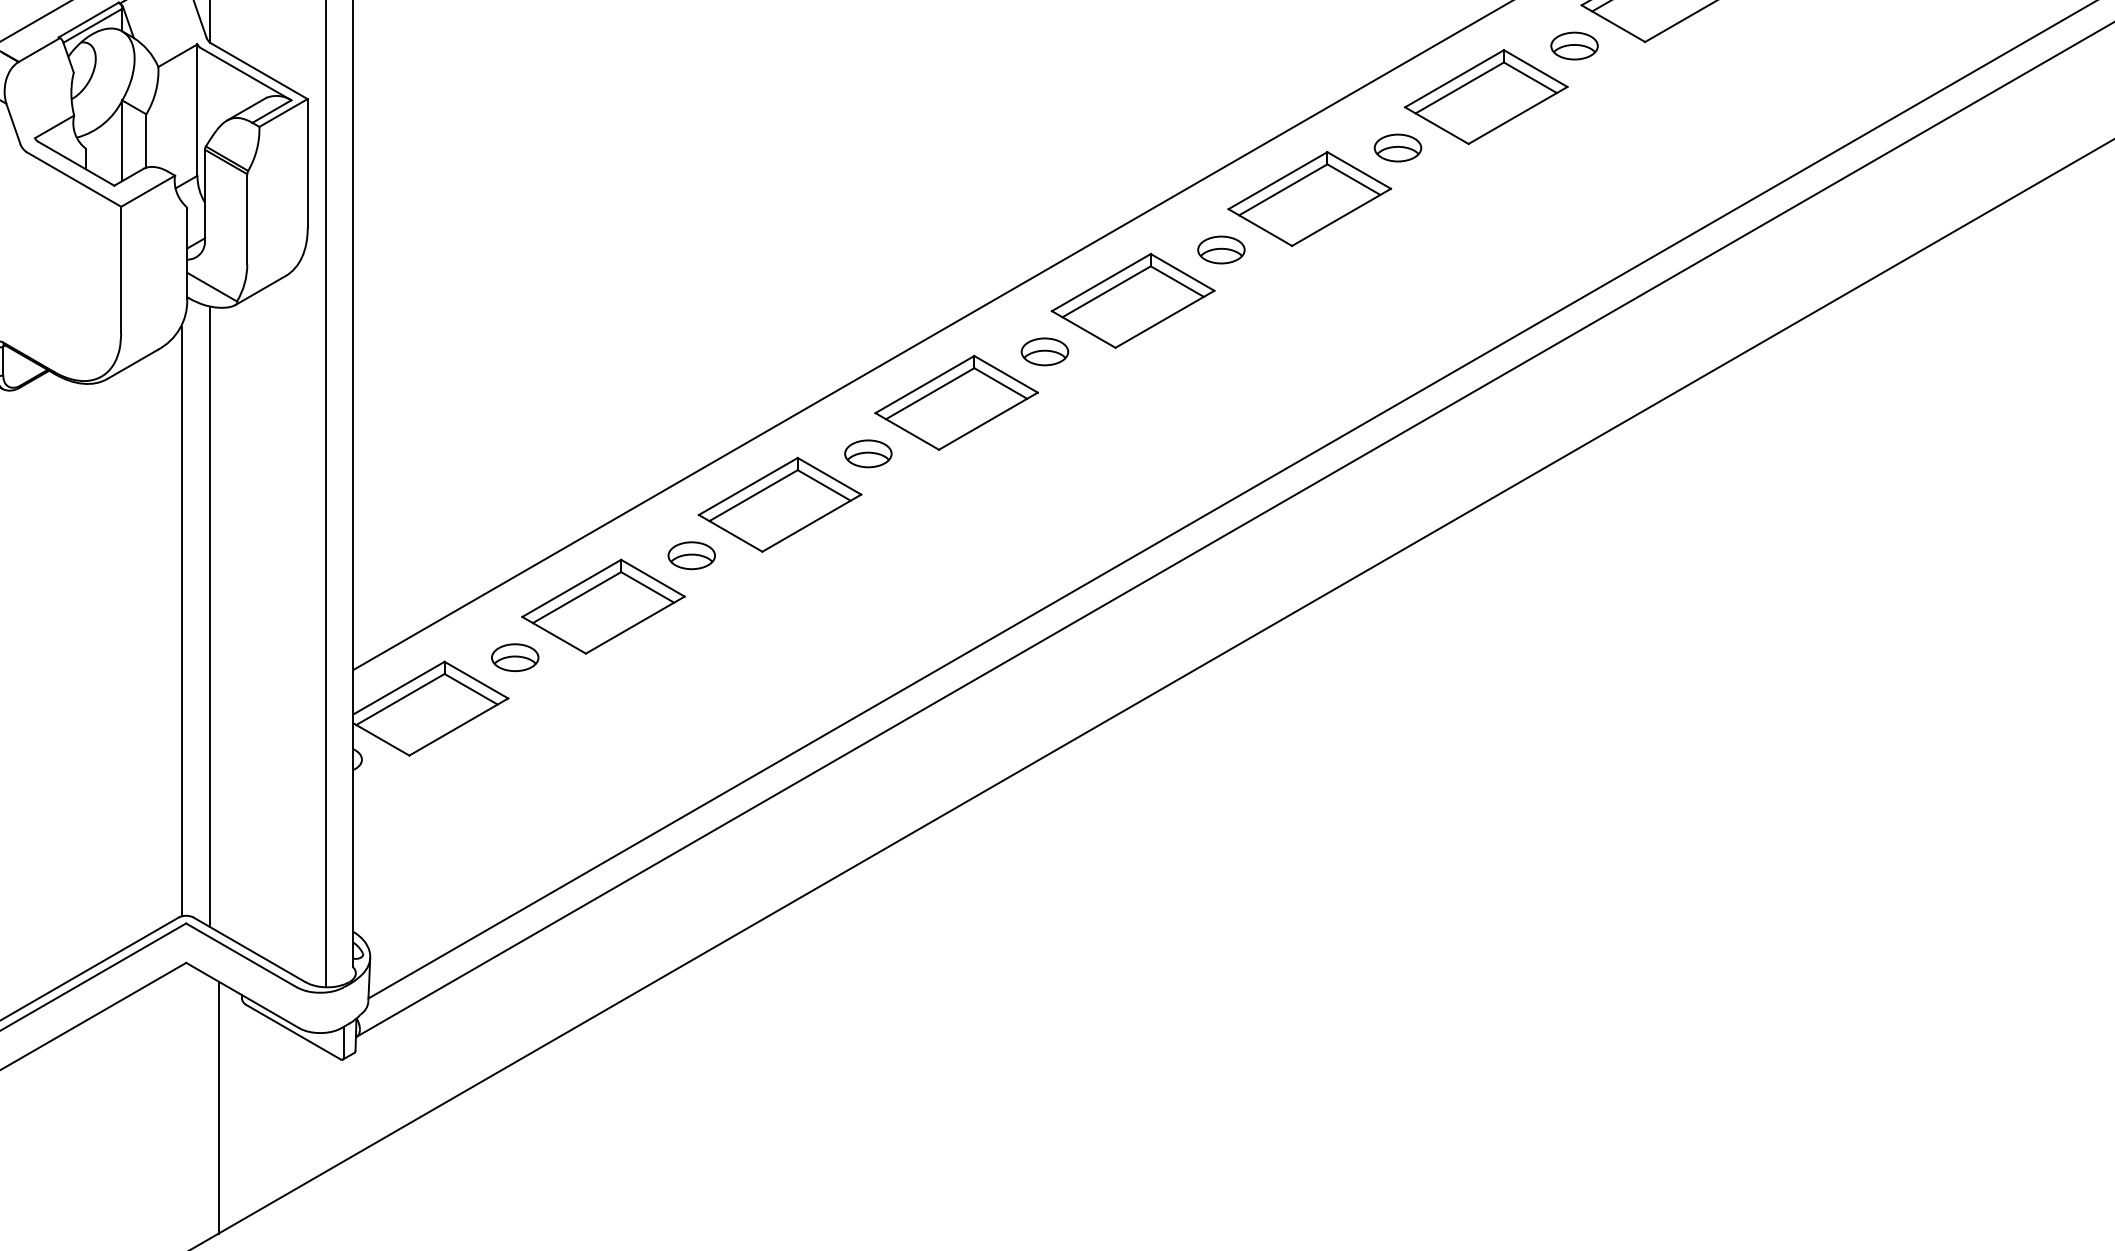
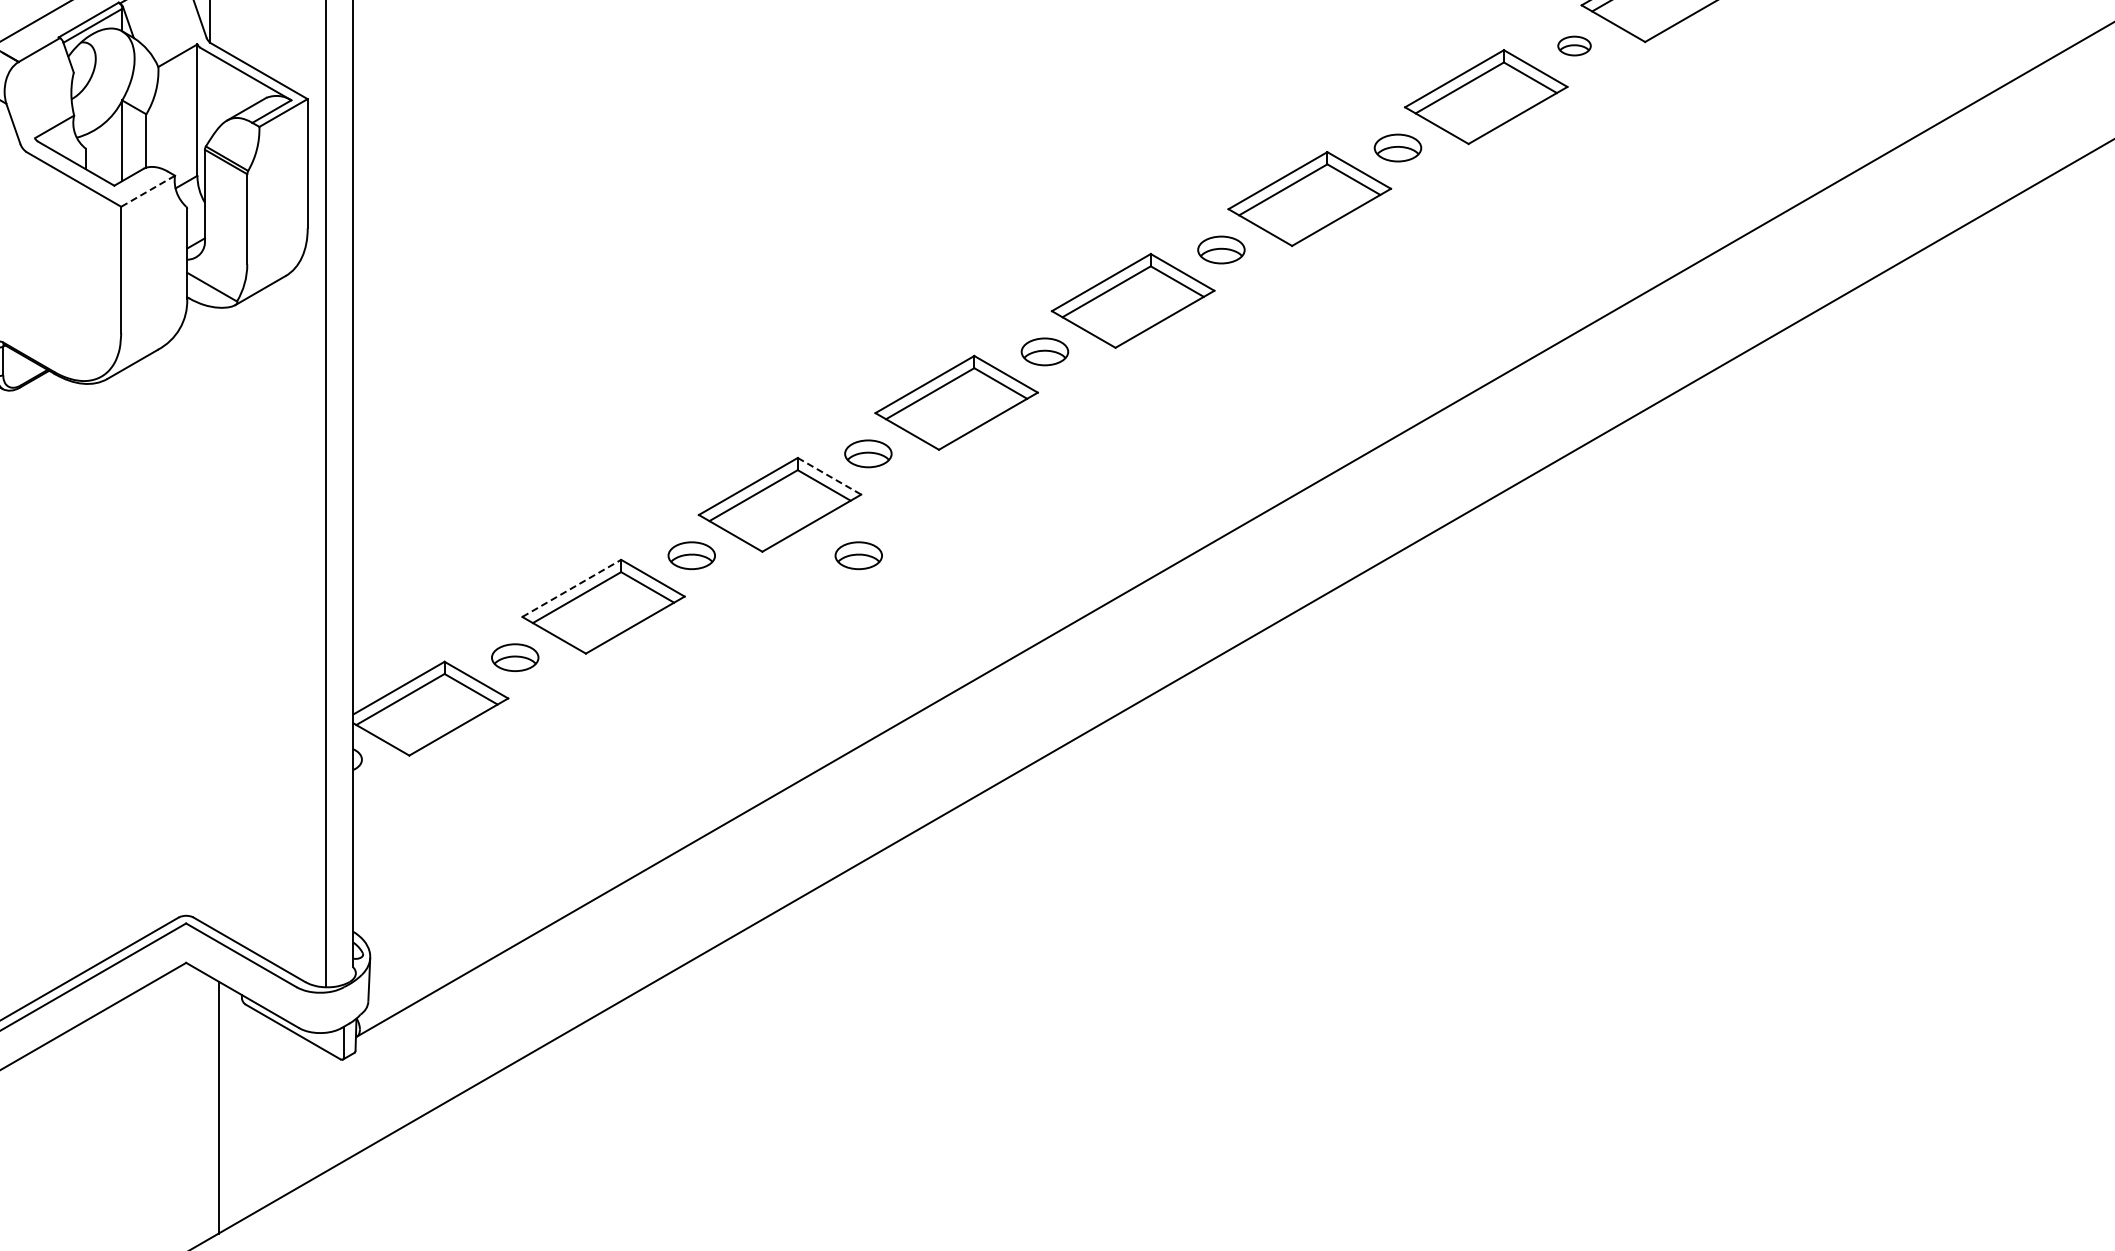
part size: 49x30 px -> 35x22 px (1574, 45)
line: solid -> dashed (147, 191)
line: present -> none (931, 336)
line: solid -> dashed (829, 476)
line: present -> none (1230, 500)
part: none -> present (858, 555)
line: solid -> dashed (572, 588)
line: present -> none (210, 616)
line: present -> none (181, 621)
